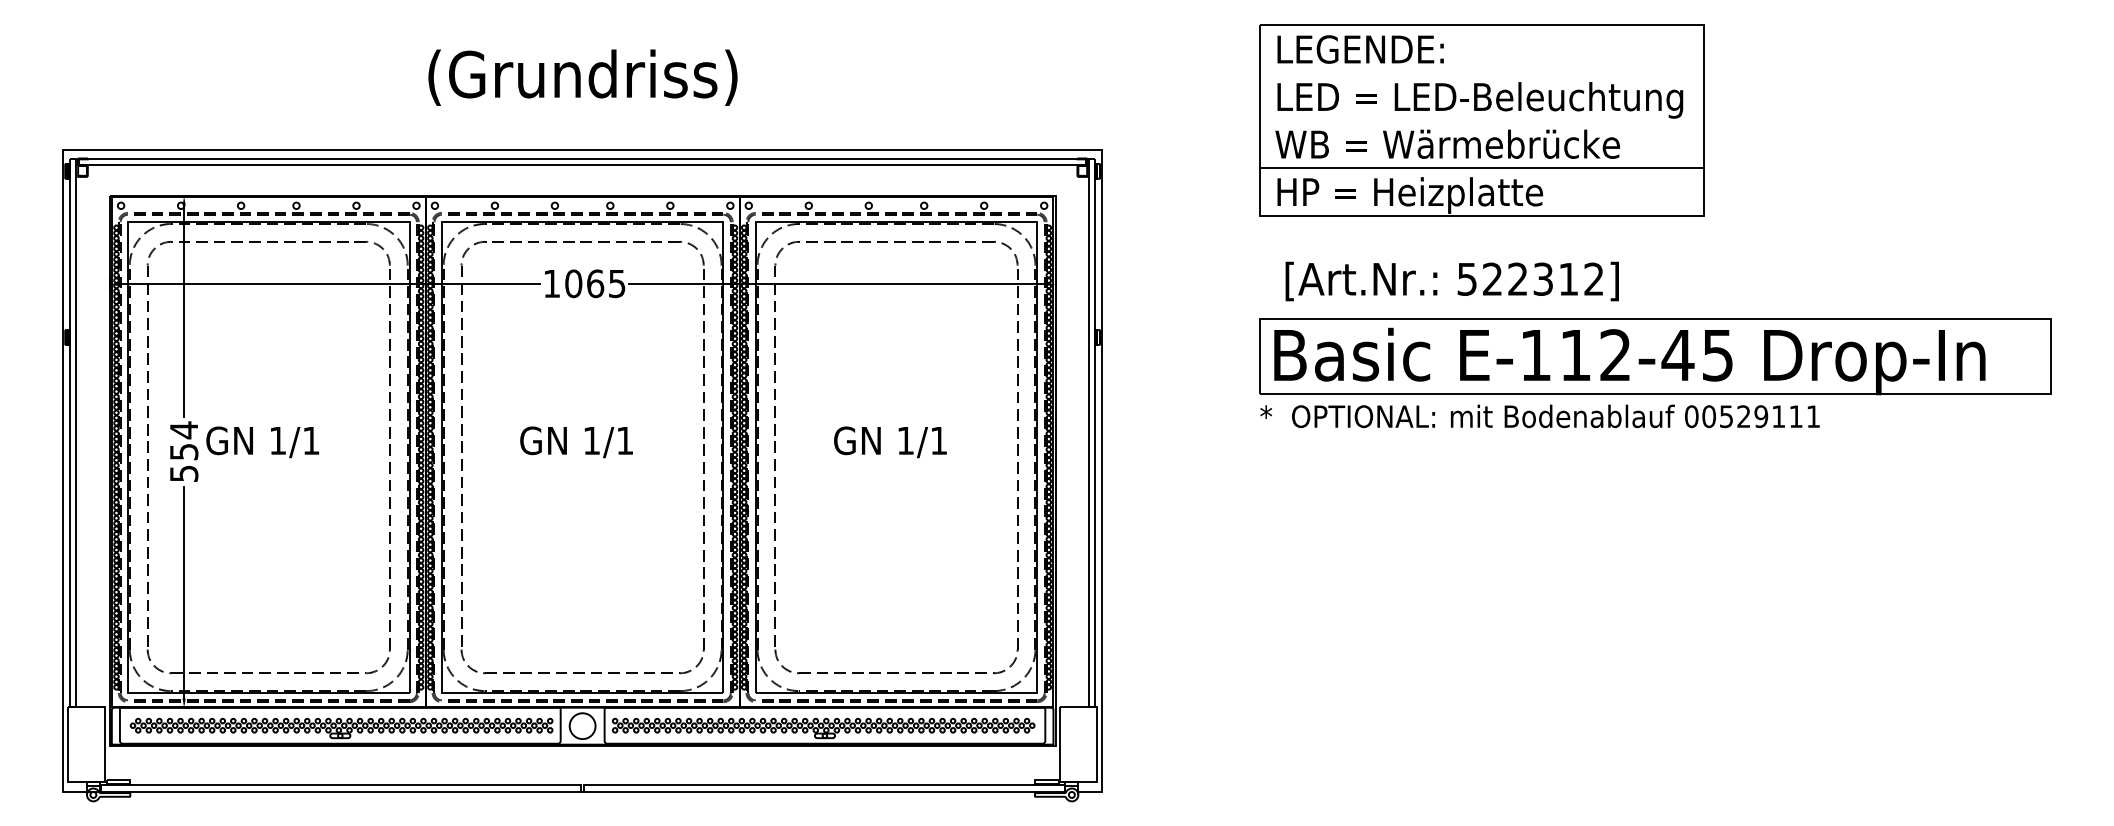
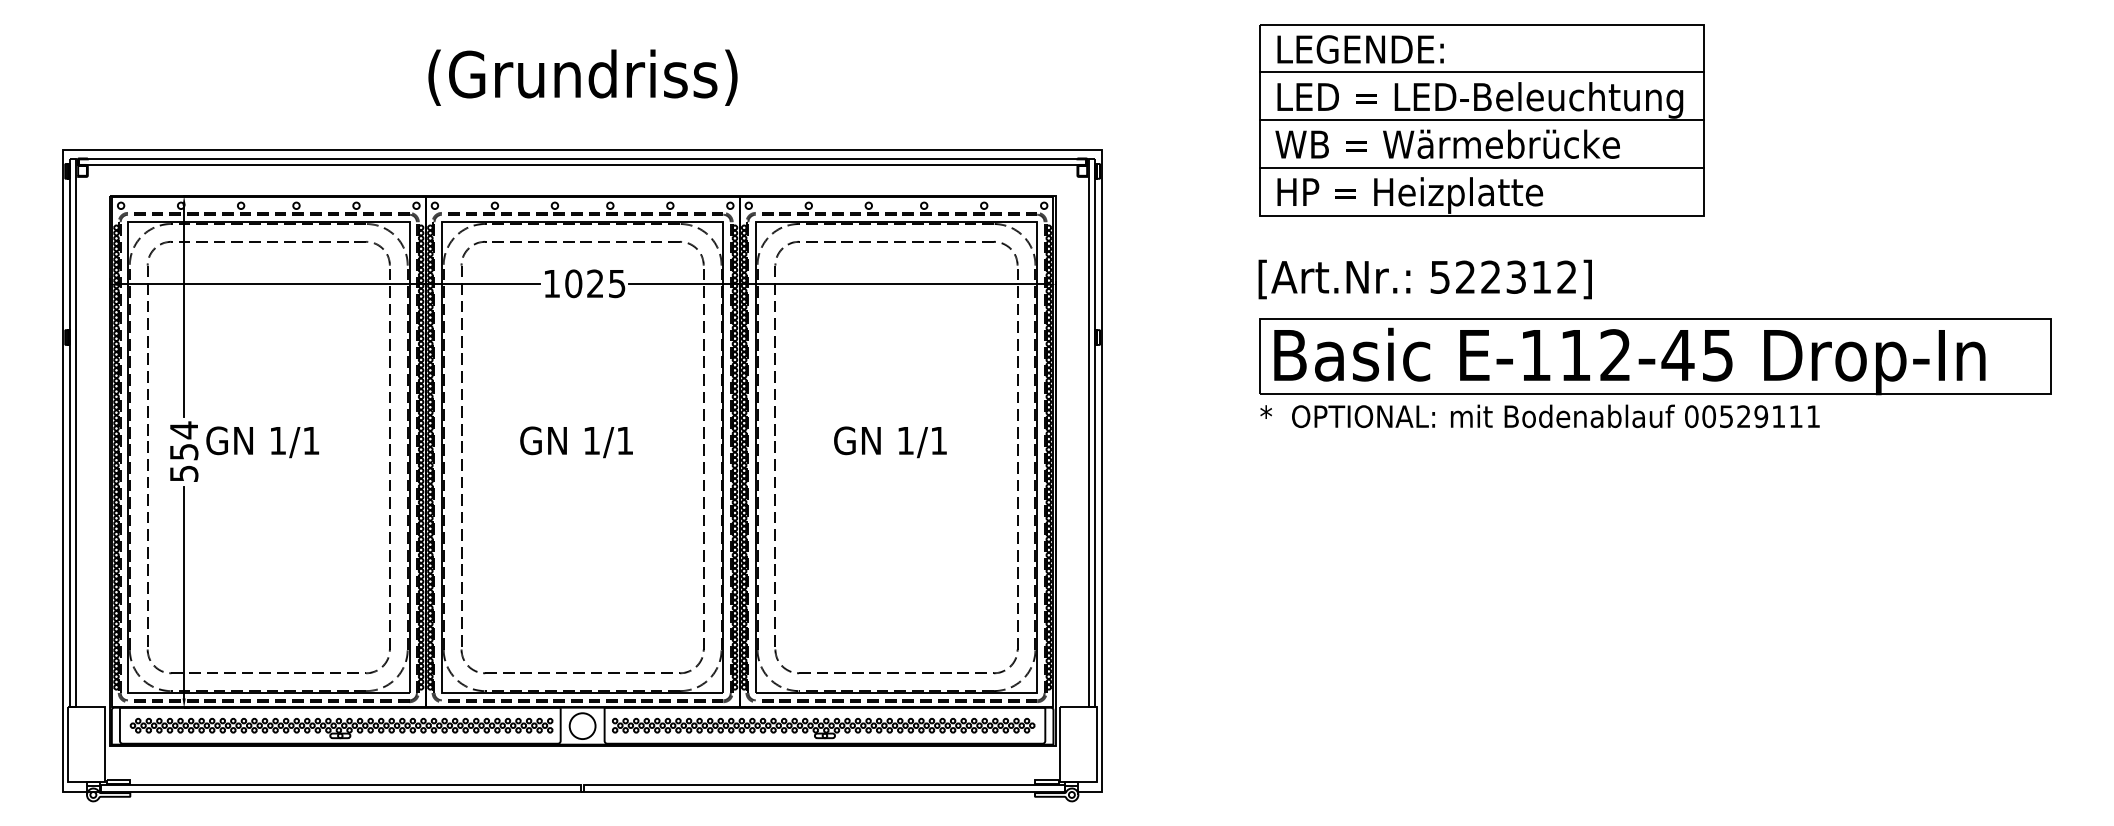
line: none -> present (1481, 72)
line: none -> present (1481, 120)
text position: (1451, 281) -> (1424, 279) (1424, 279)
text: 1065 -> 1025 (595, 283)
